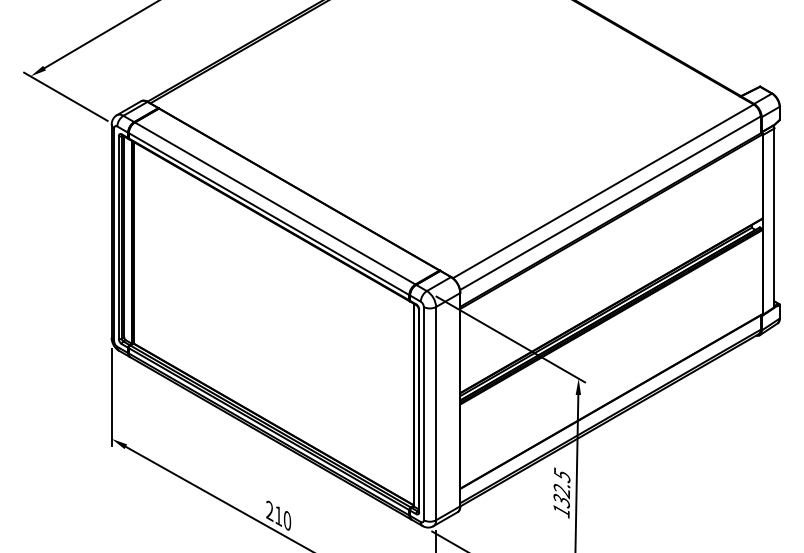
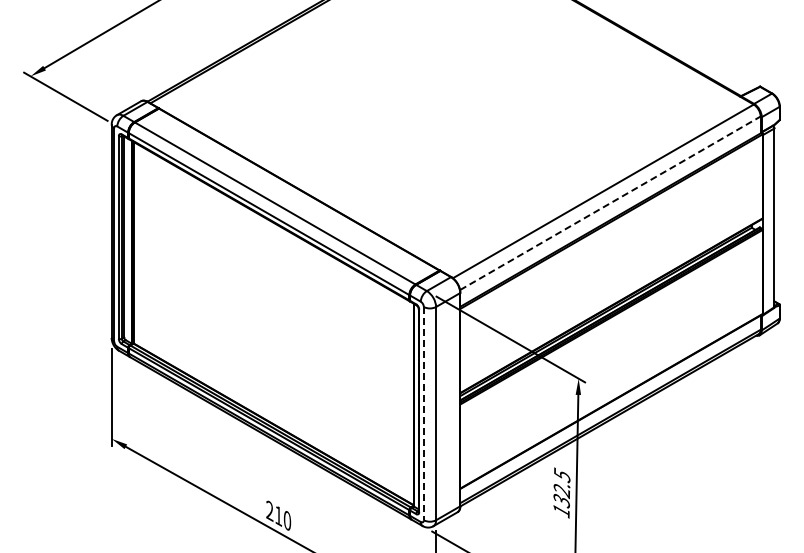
line: solid -> dashed (610, 203)
line: solid -> dashed (423, 413)
